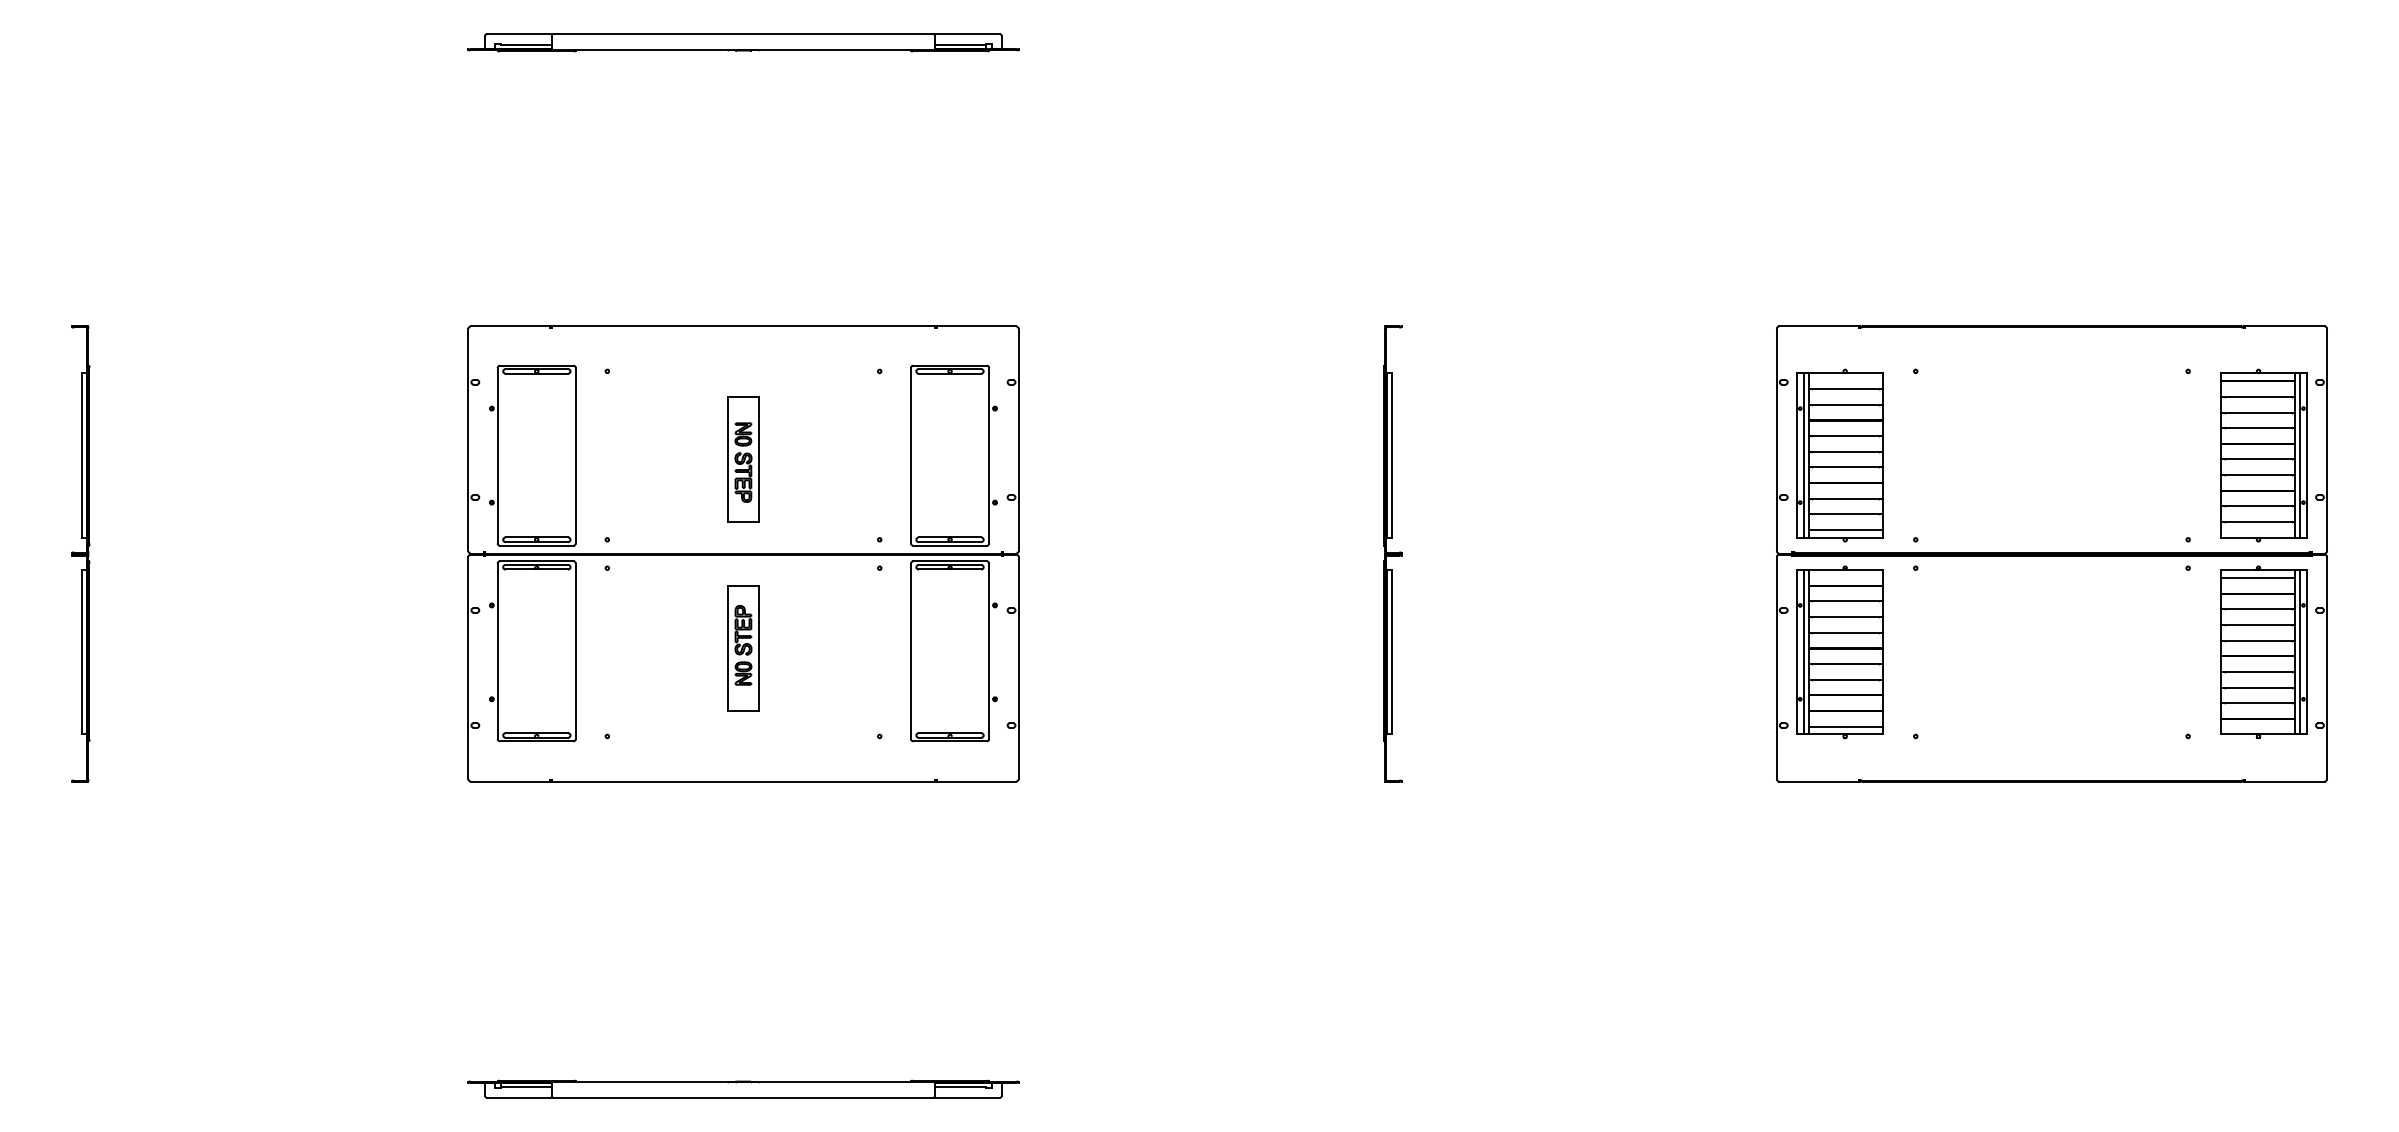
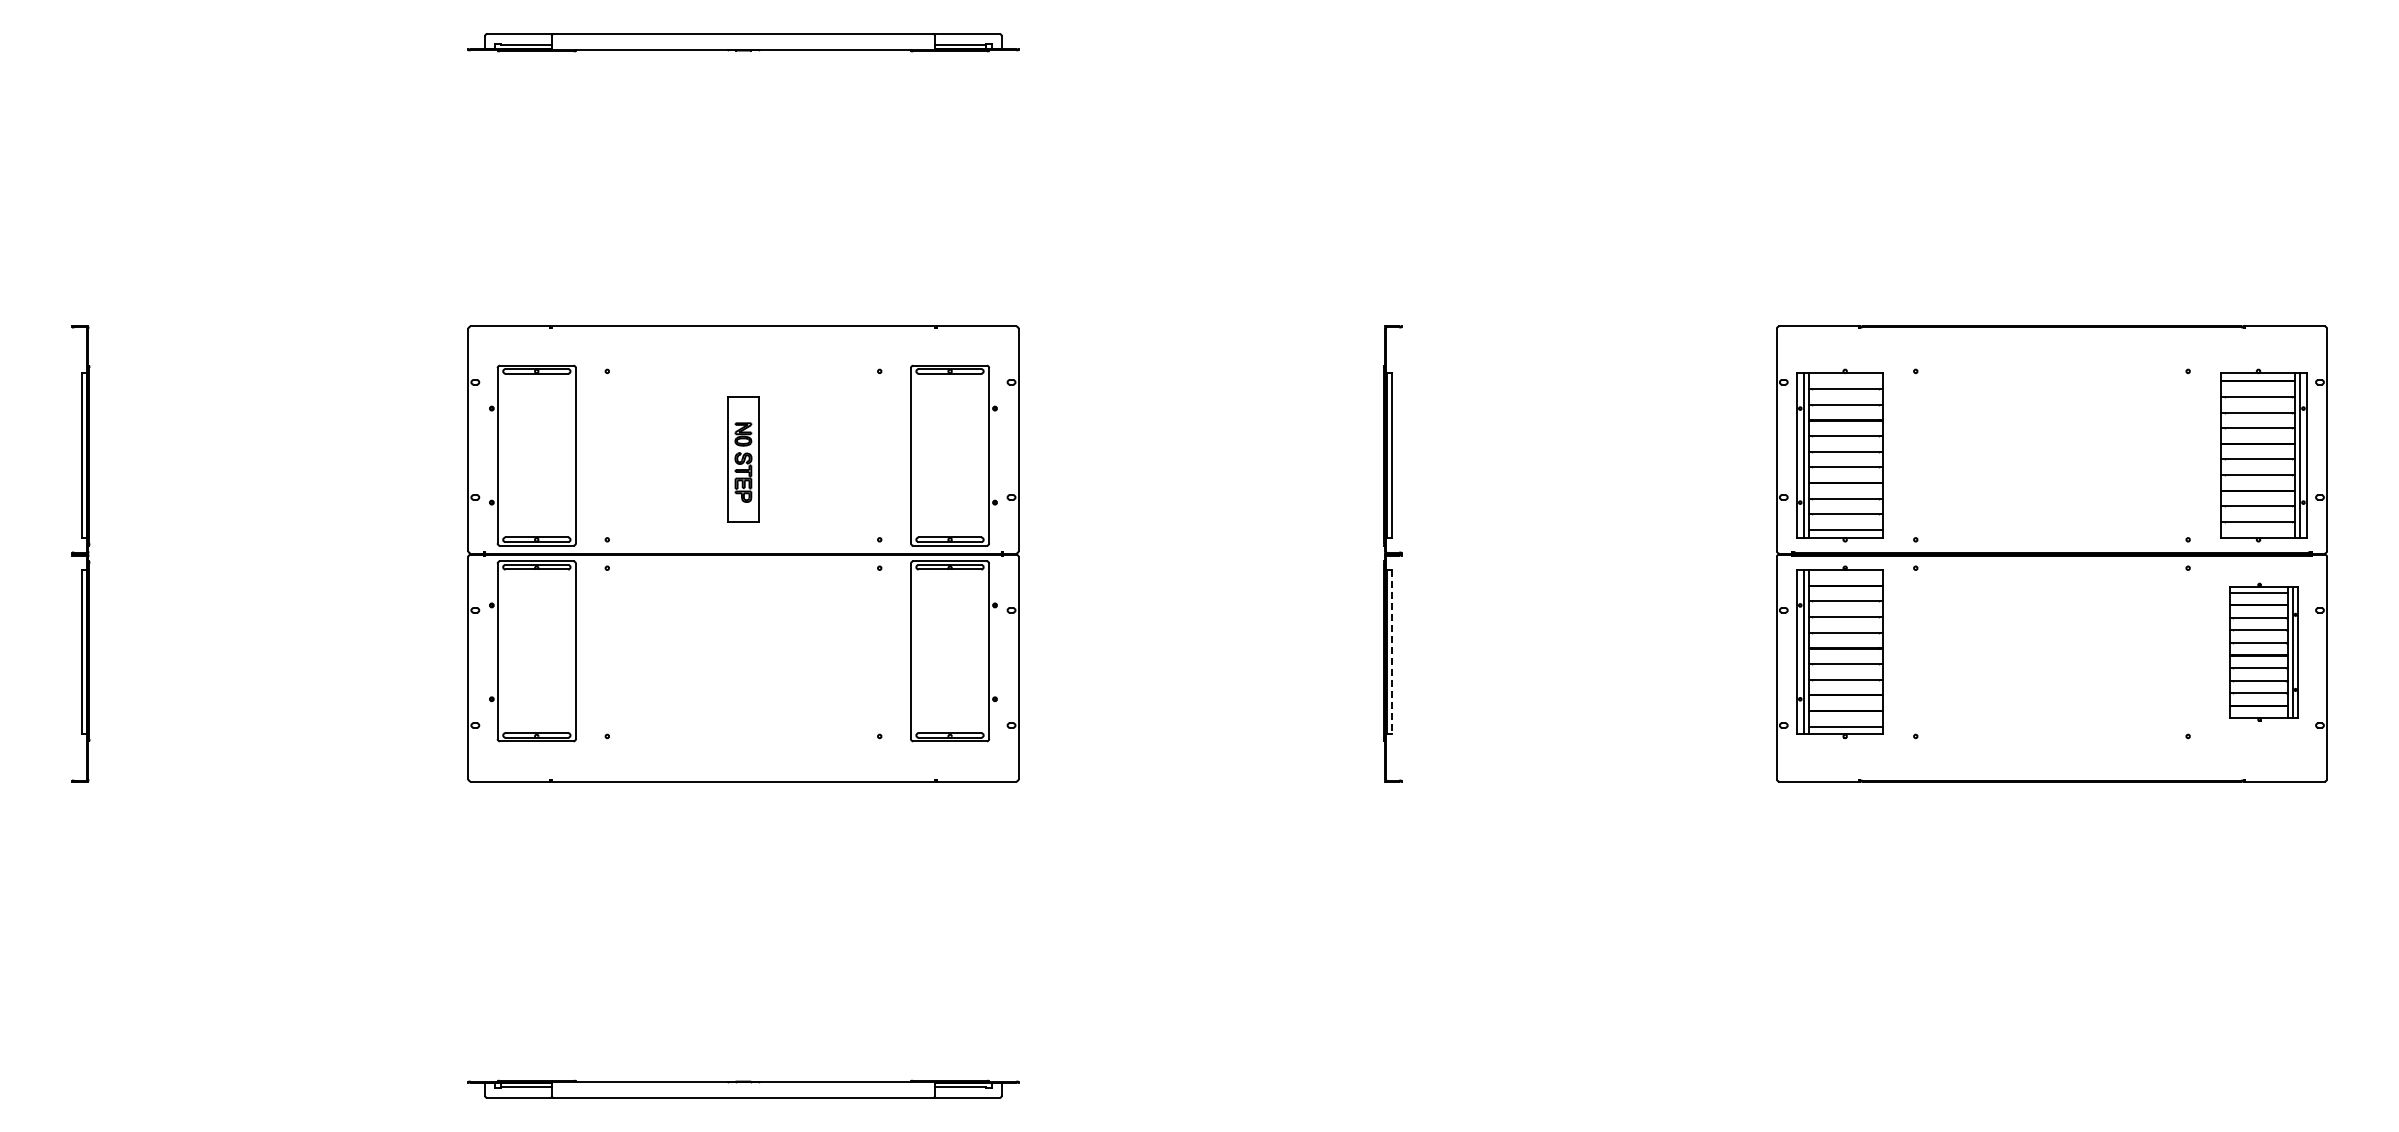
part: present -> none (743, 648)
line: solid -> dashed (1391, 652)
part size: 88x175 px -> 70x140 px (2263, 651)
